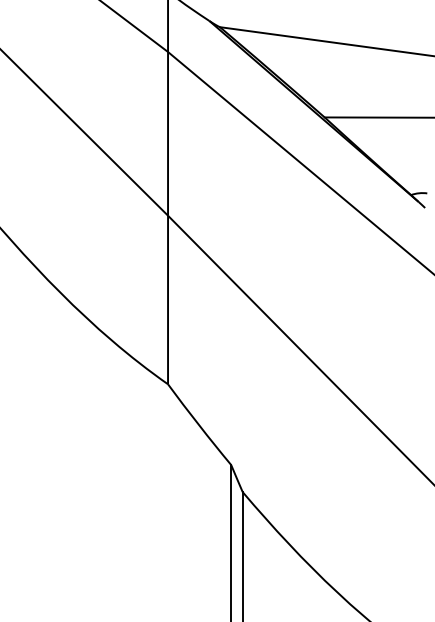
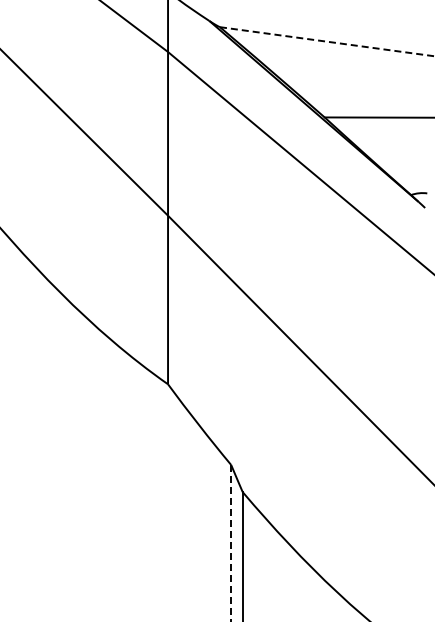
line: solid -> dashed (327, 41)
line: solid -> dashed (231, 543)
